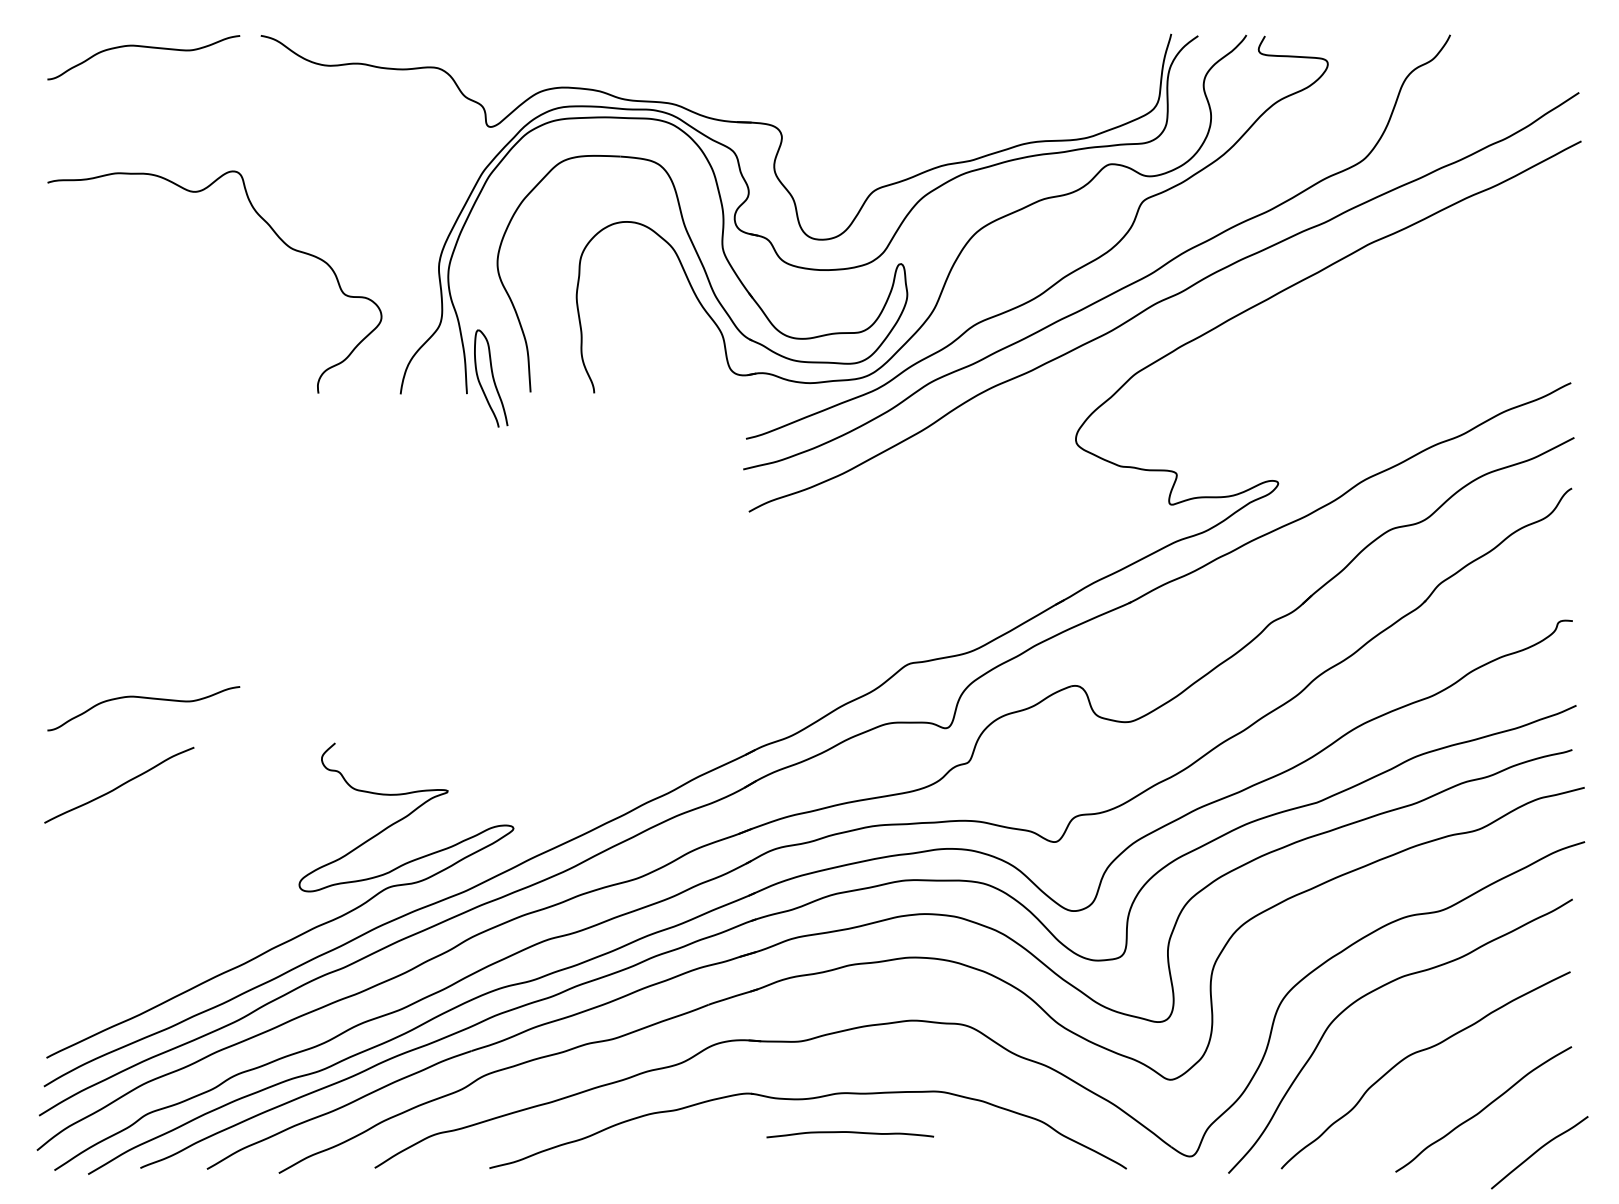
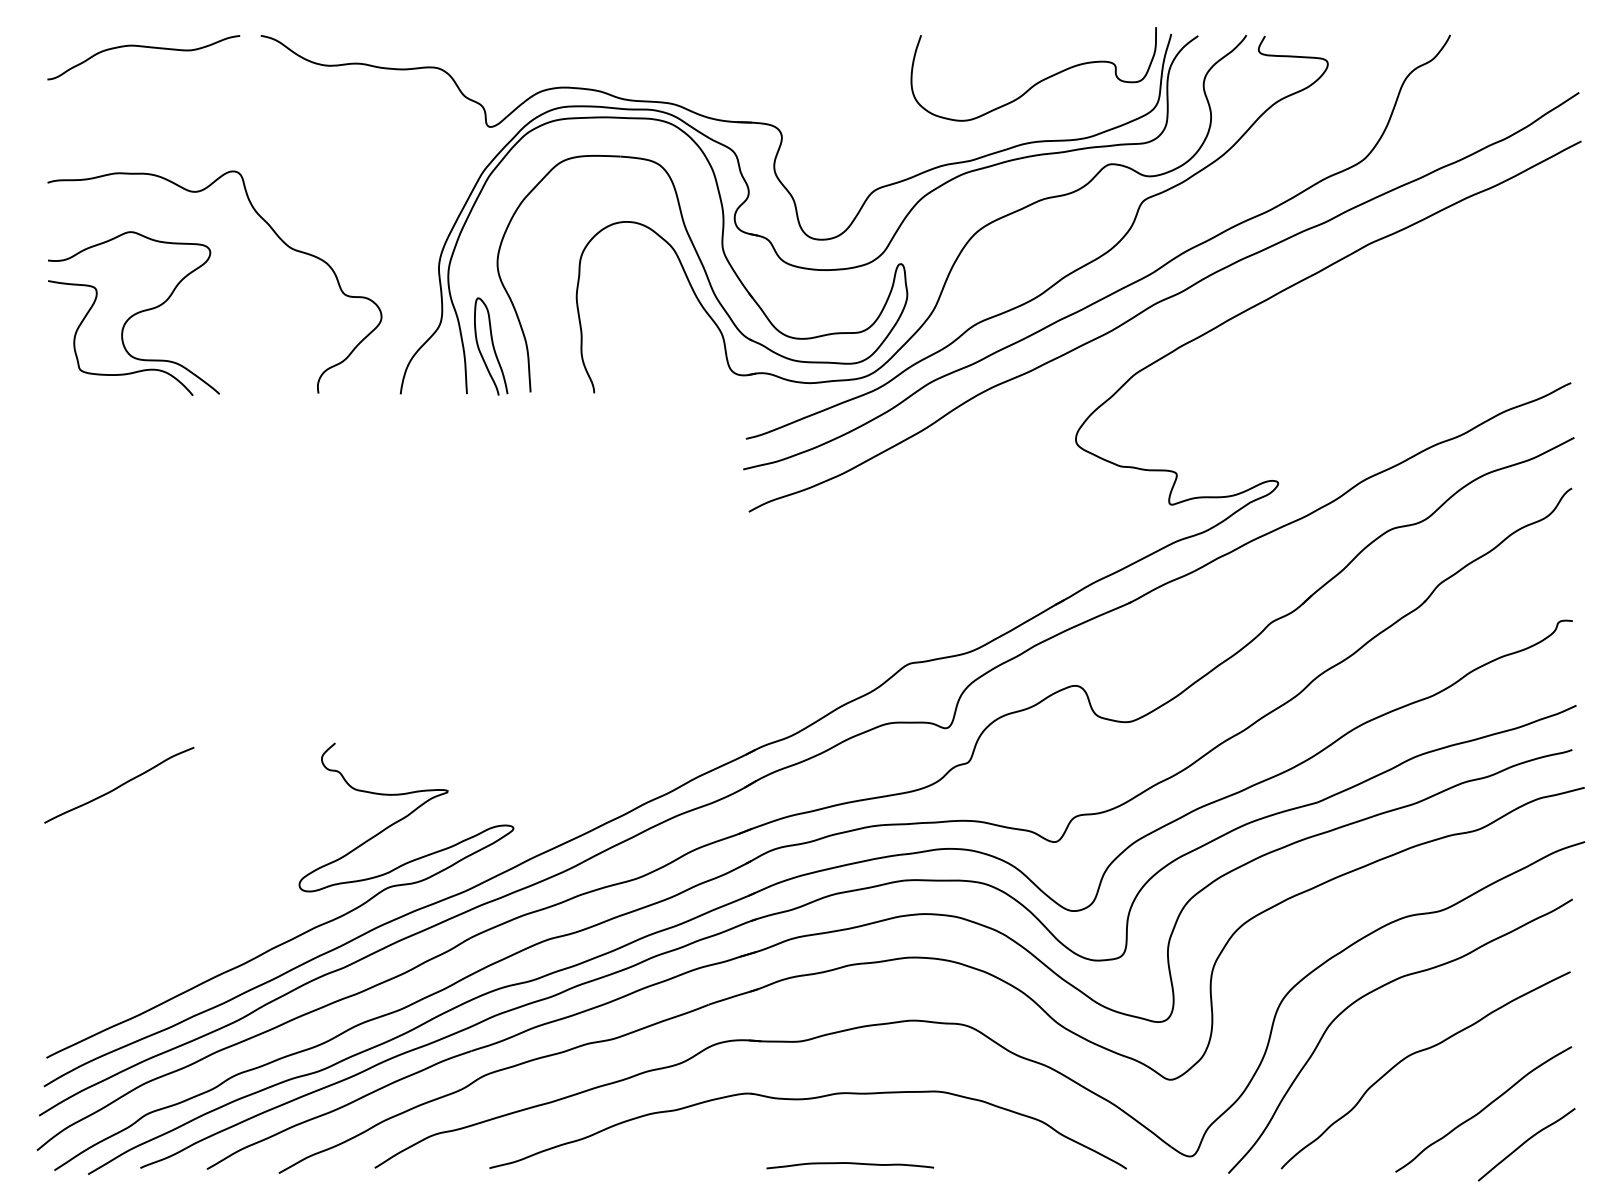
curve: none -> present (1036, 82)
part: none -> present (133, 313)
curve position: (492, 378) -> (492, 346) (492, 346)
curve: present -> none (143, 698)
curve position: (850, 1133) -> (850, 1164) (850, 1164)
curve position: (1538, 1151) -> (1525, 1143) (1525, 1143)
